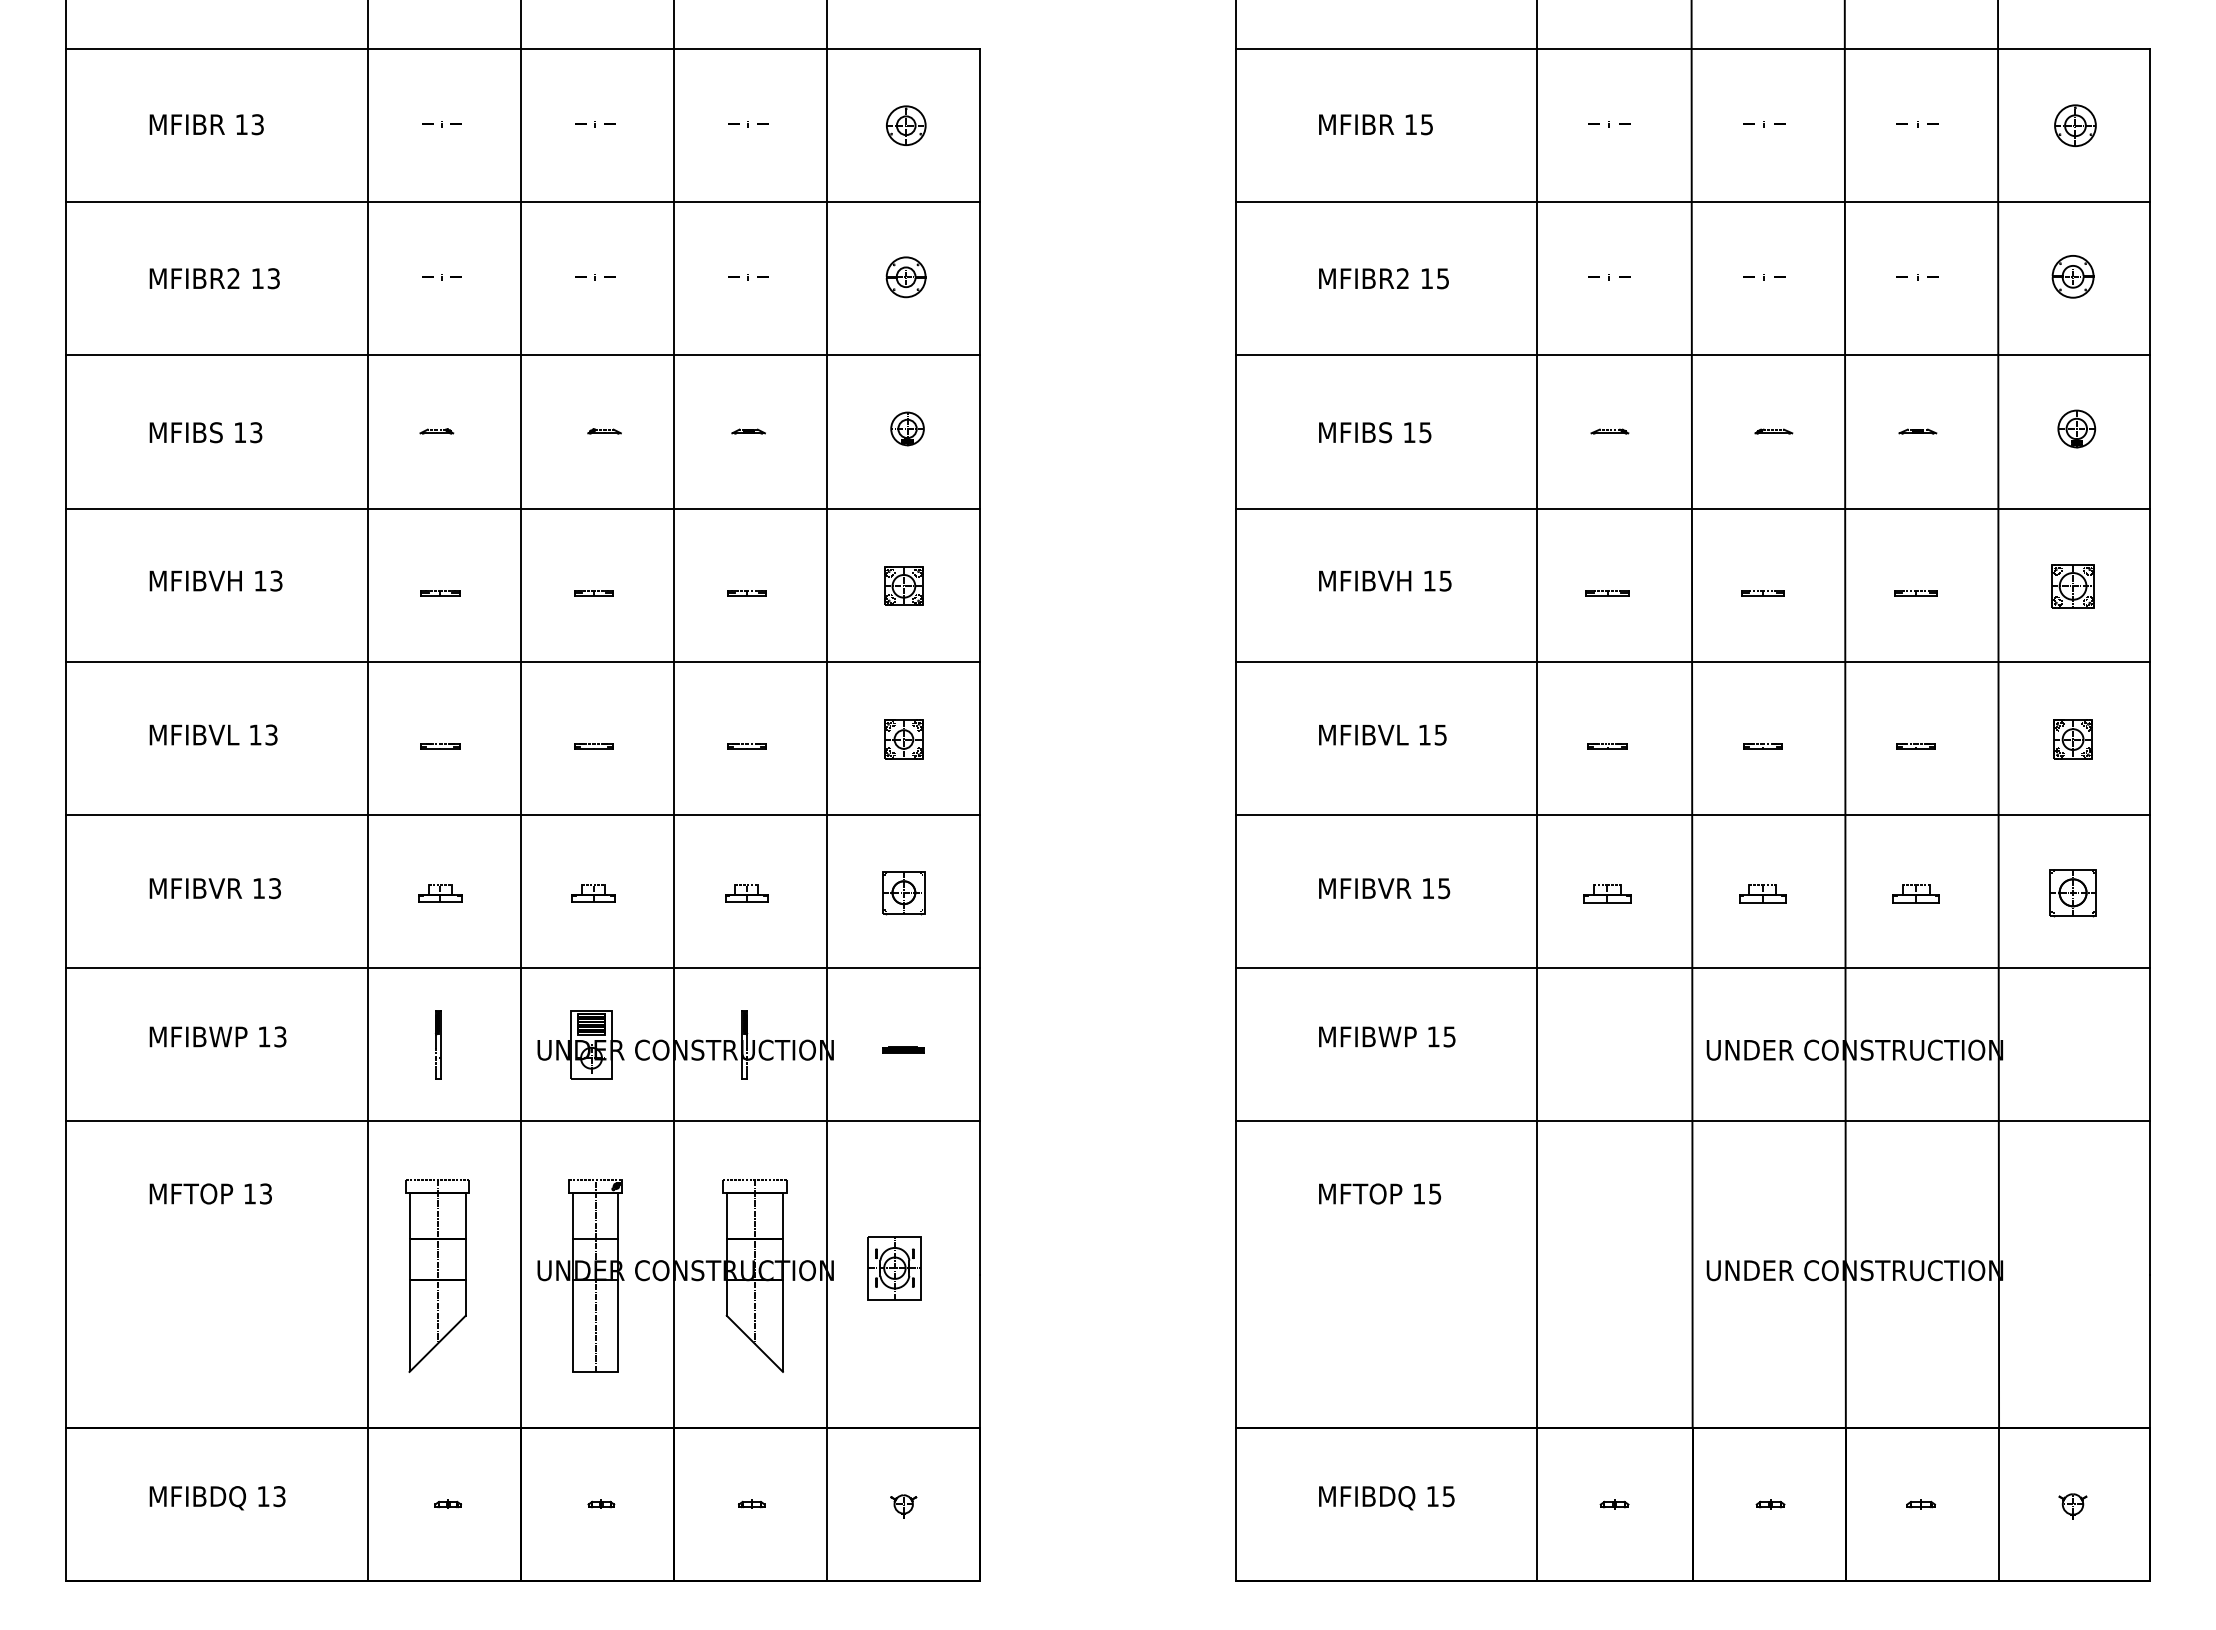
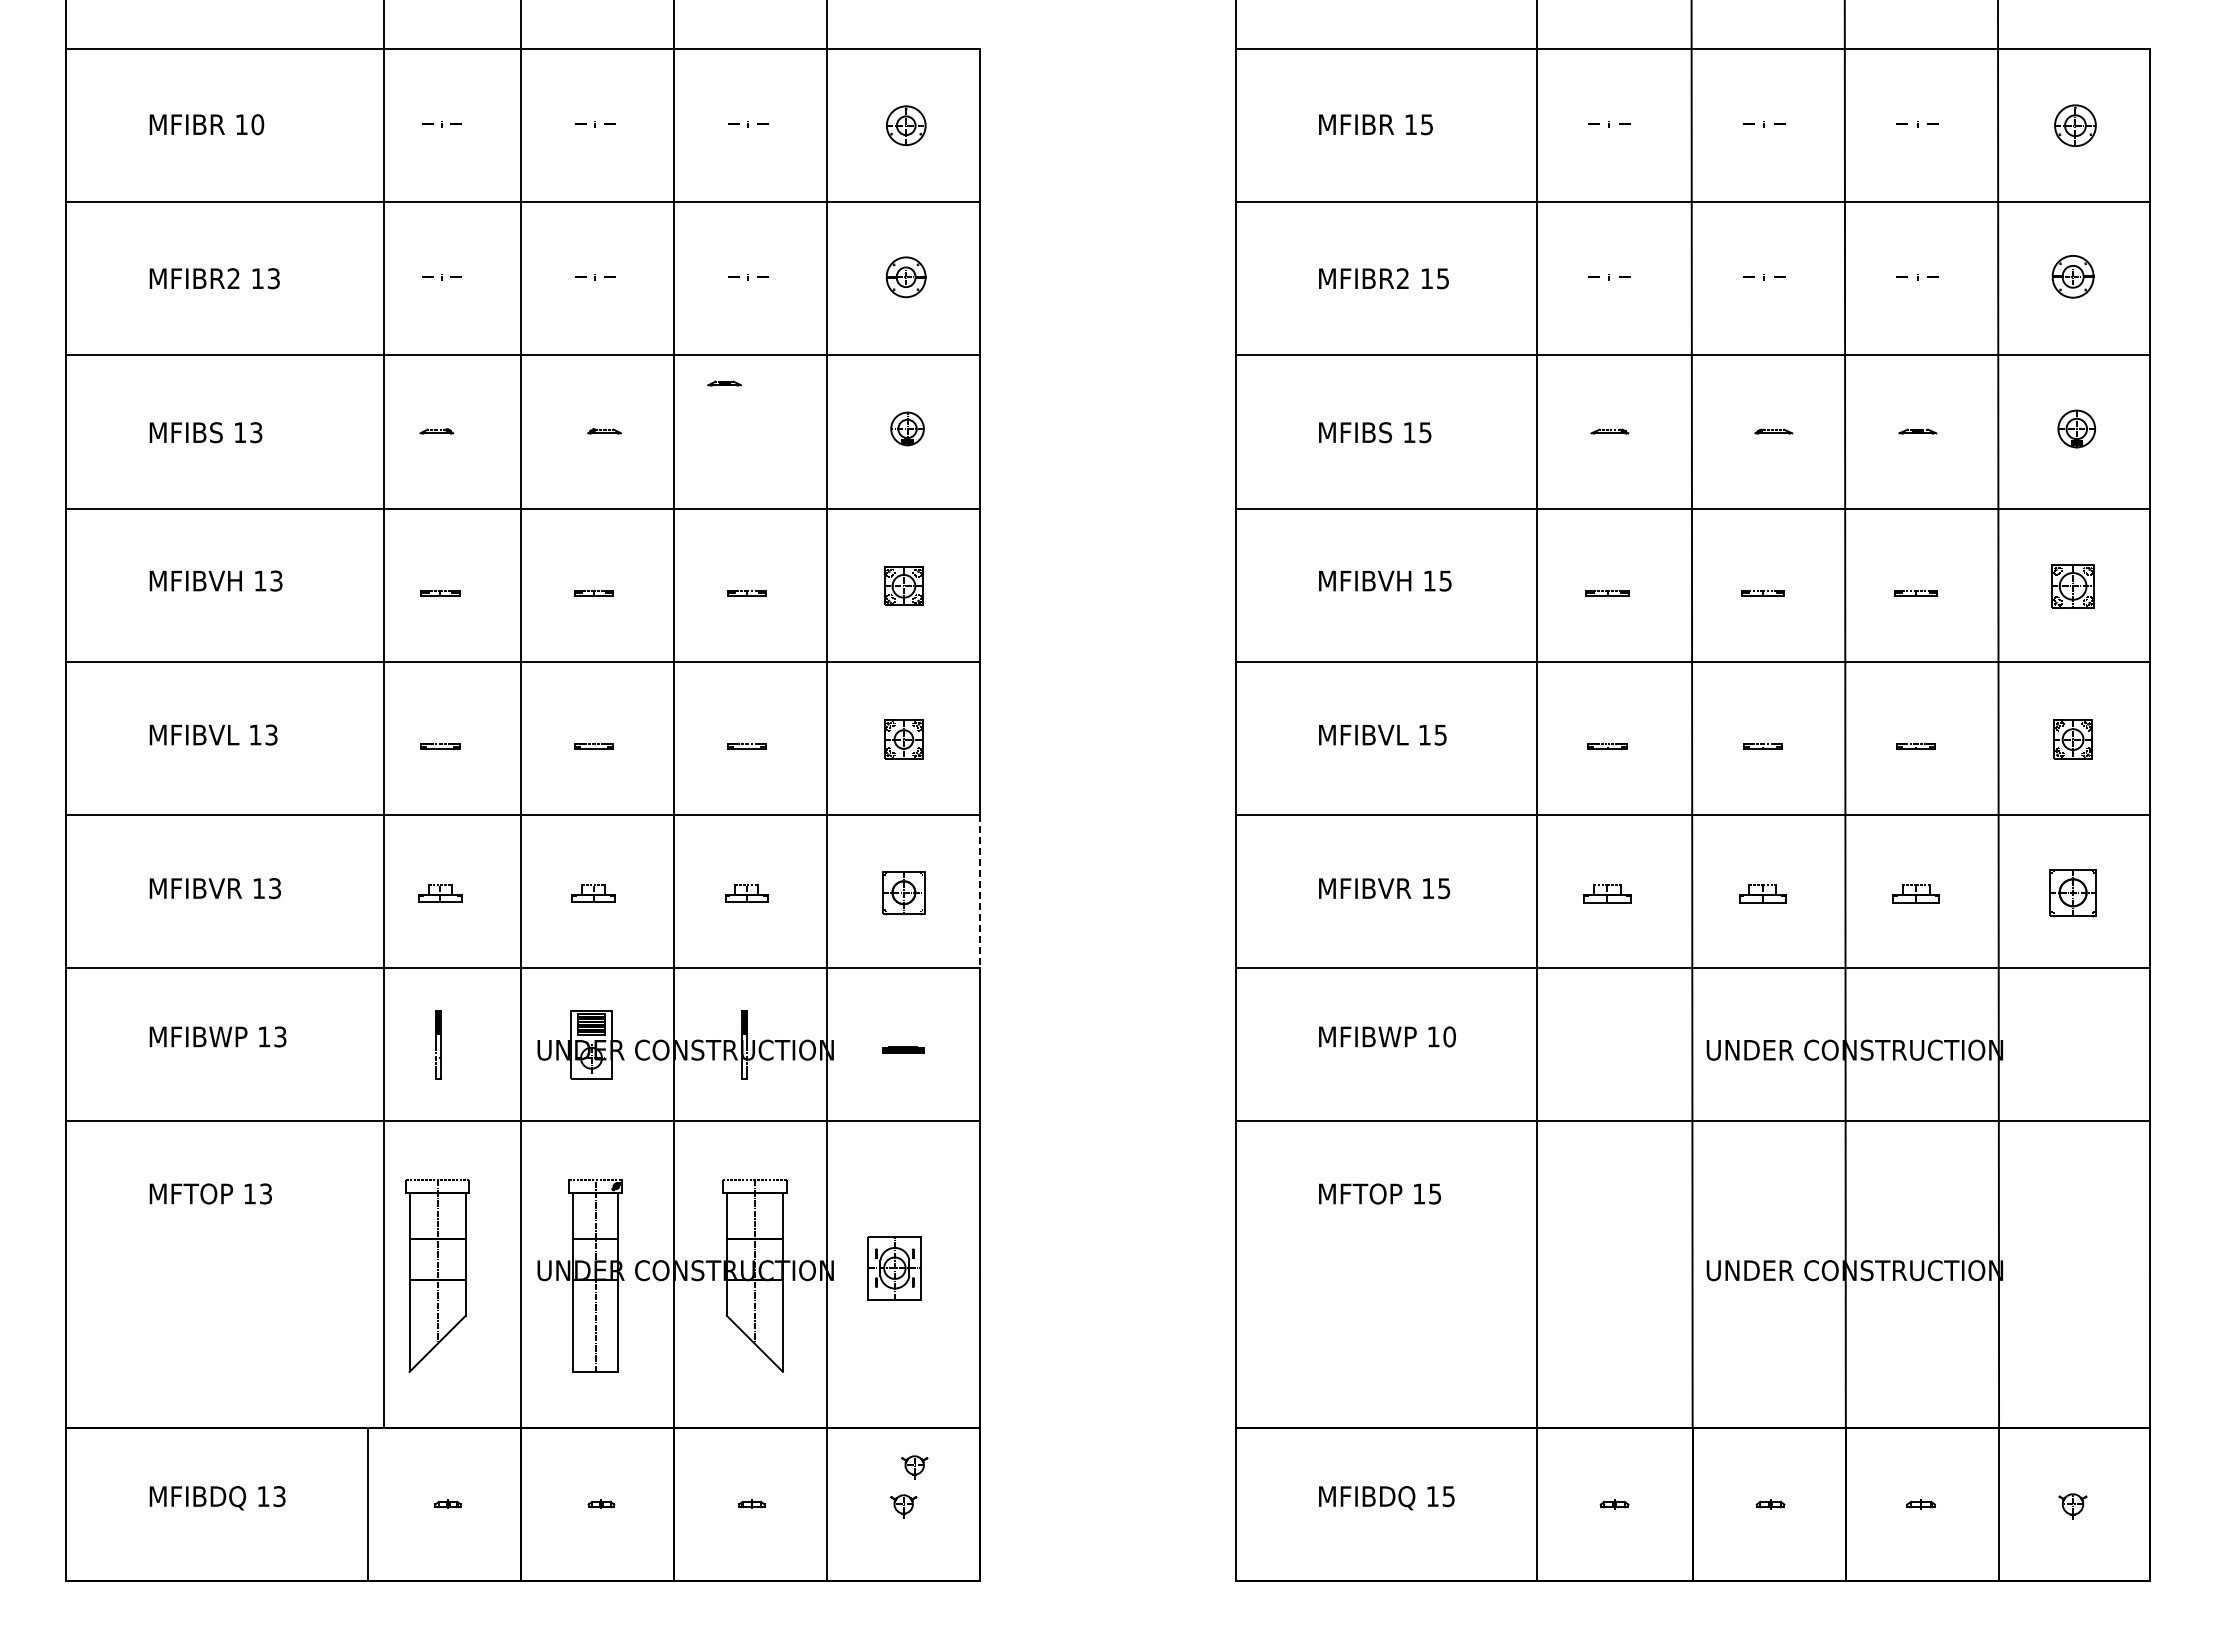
text: 13 -> 10 (257, 124)
part position: (748, 431) -> (724, 383) (724, 383)
line position: (367, 714) -> (383, 714) (383, 714)
line: solid -> dashed (980, 891)
text: 15 -> 10 (1449, 1036)
part: none -> present (914, 1467)
